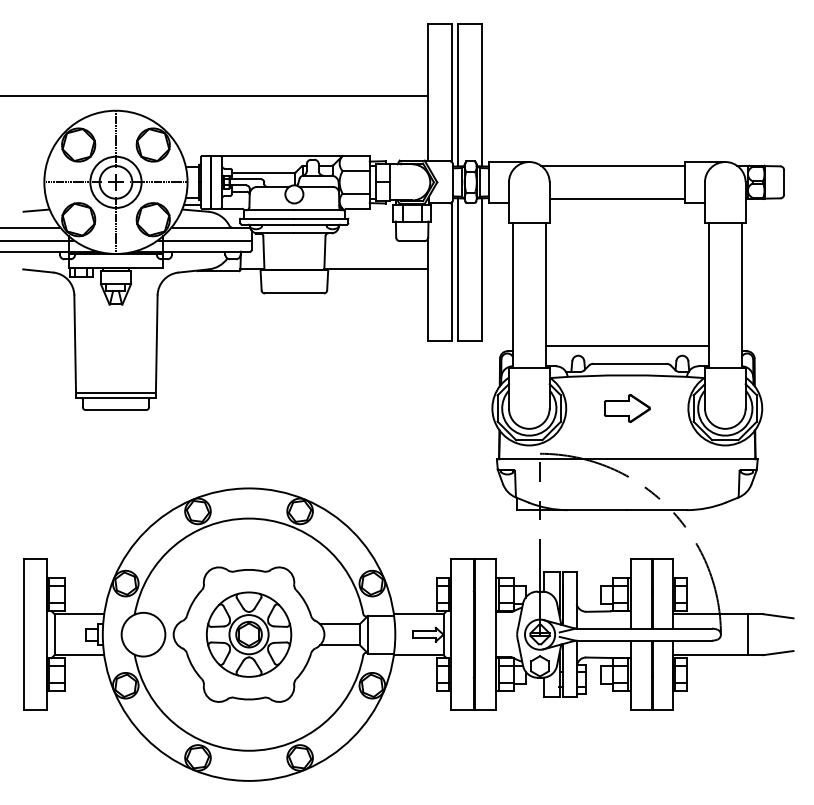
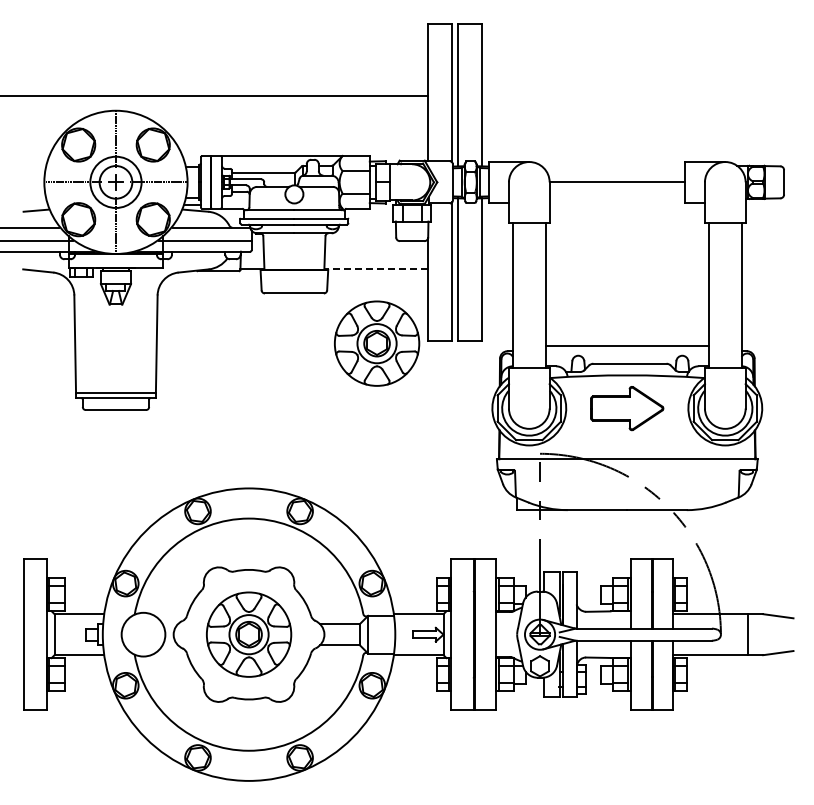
line: present -> none (612, 166)
line position: (616, 198) -> (616, 181) (616, 181)
line: solid -> dashed (376, 268)
part: none -> present (377, 343)
part size: 47x29 px -> 75x46 px (627, 408)
